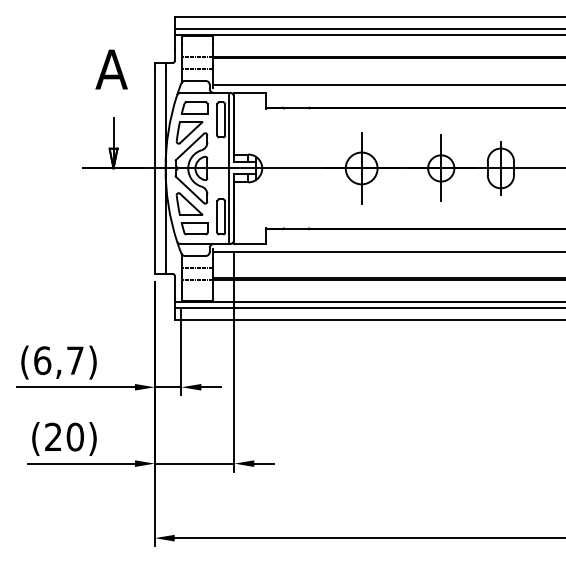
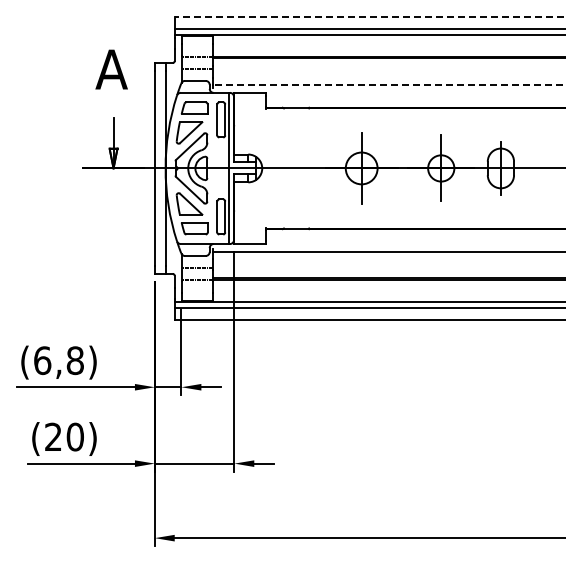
line: solid -> dashed (369, 16)
line: solid -> dashed (389, 84)
text: (6,7) -> (6,8) (74, 360)
